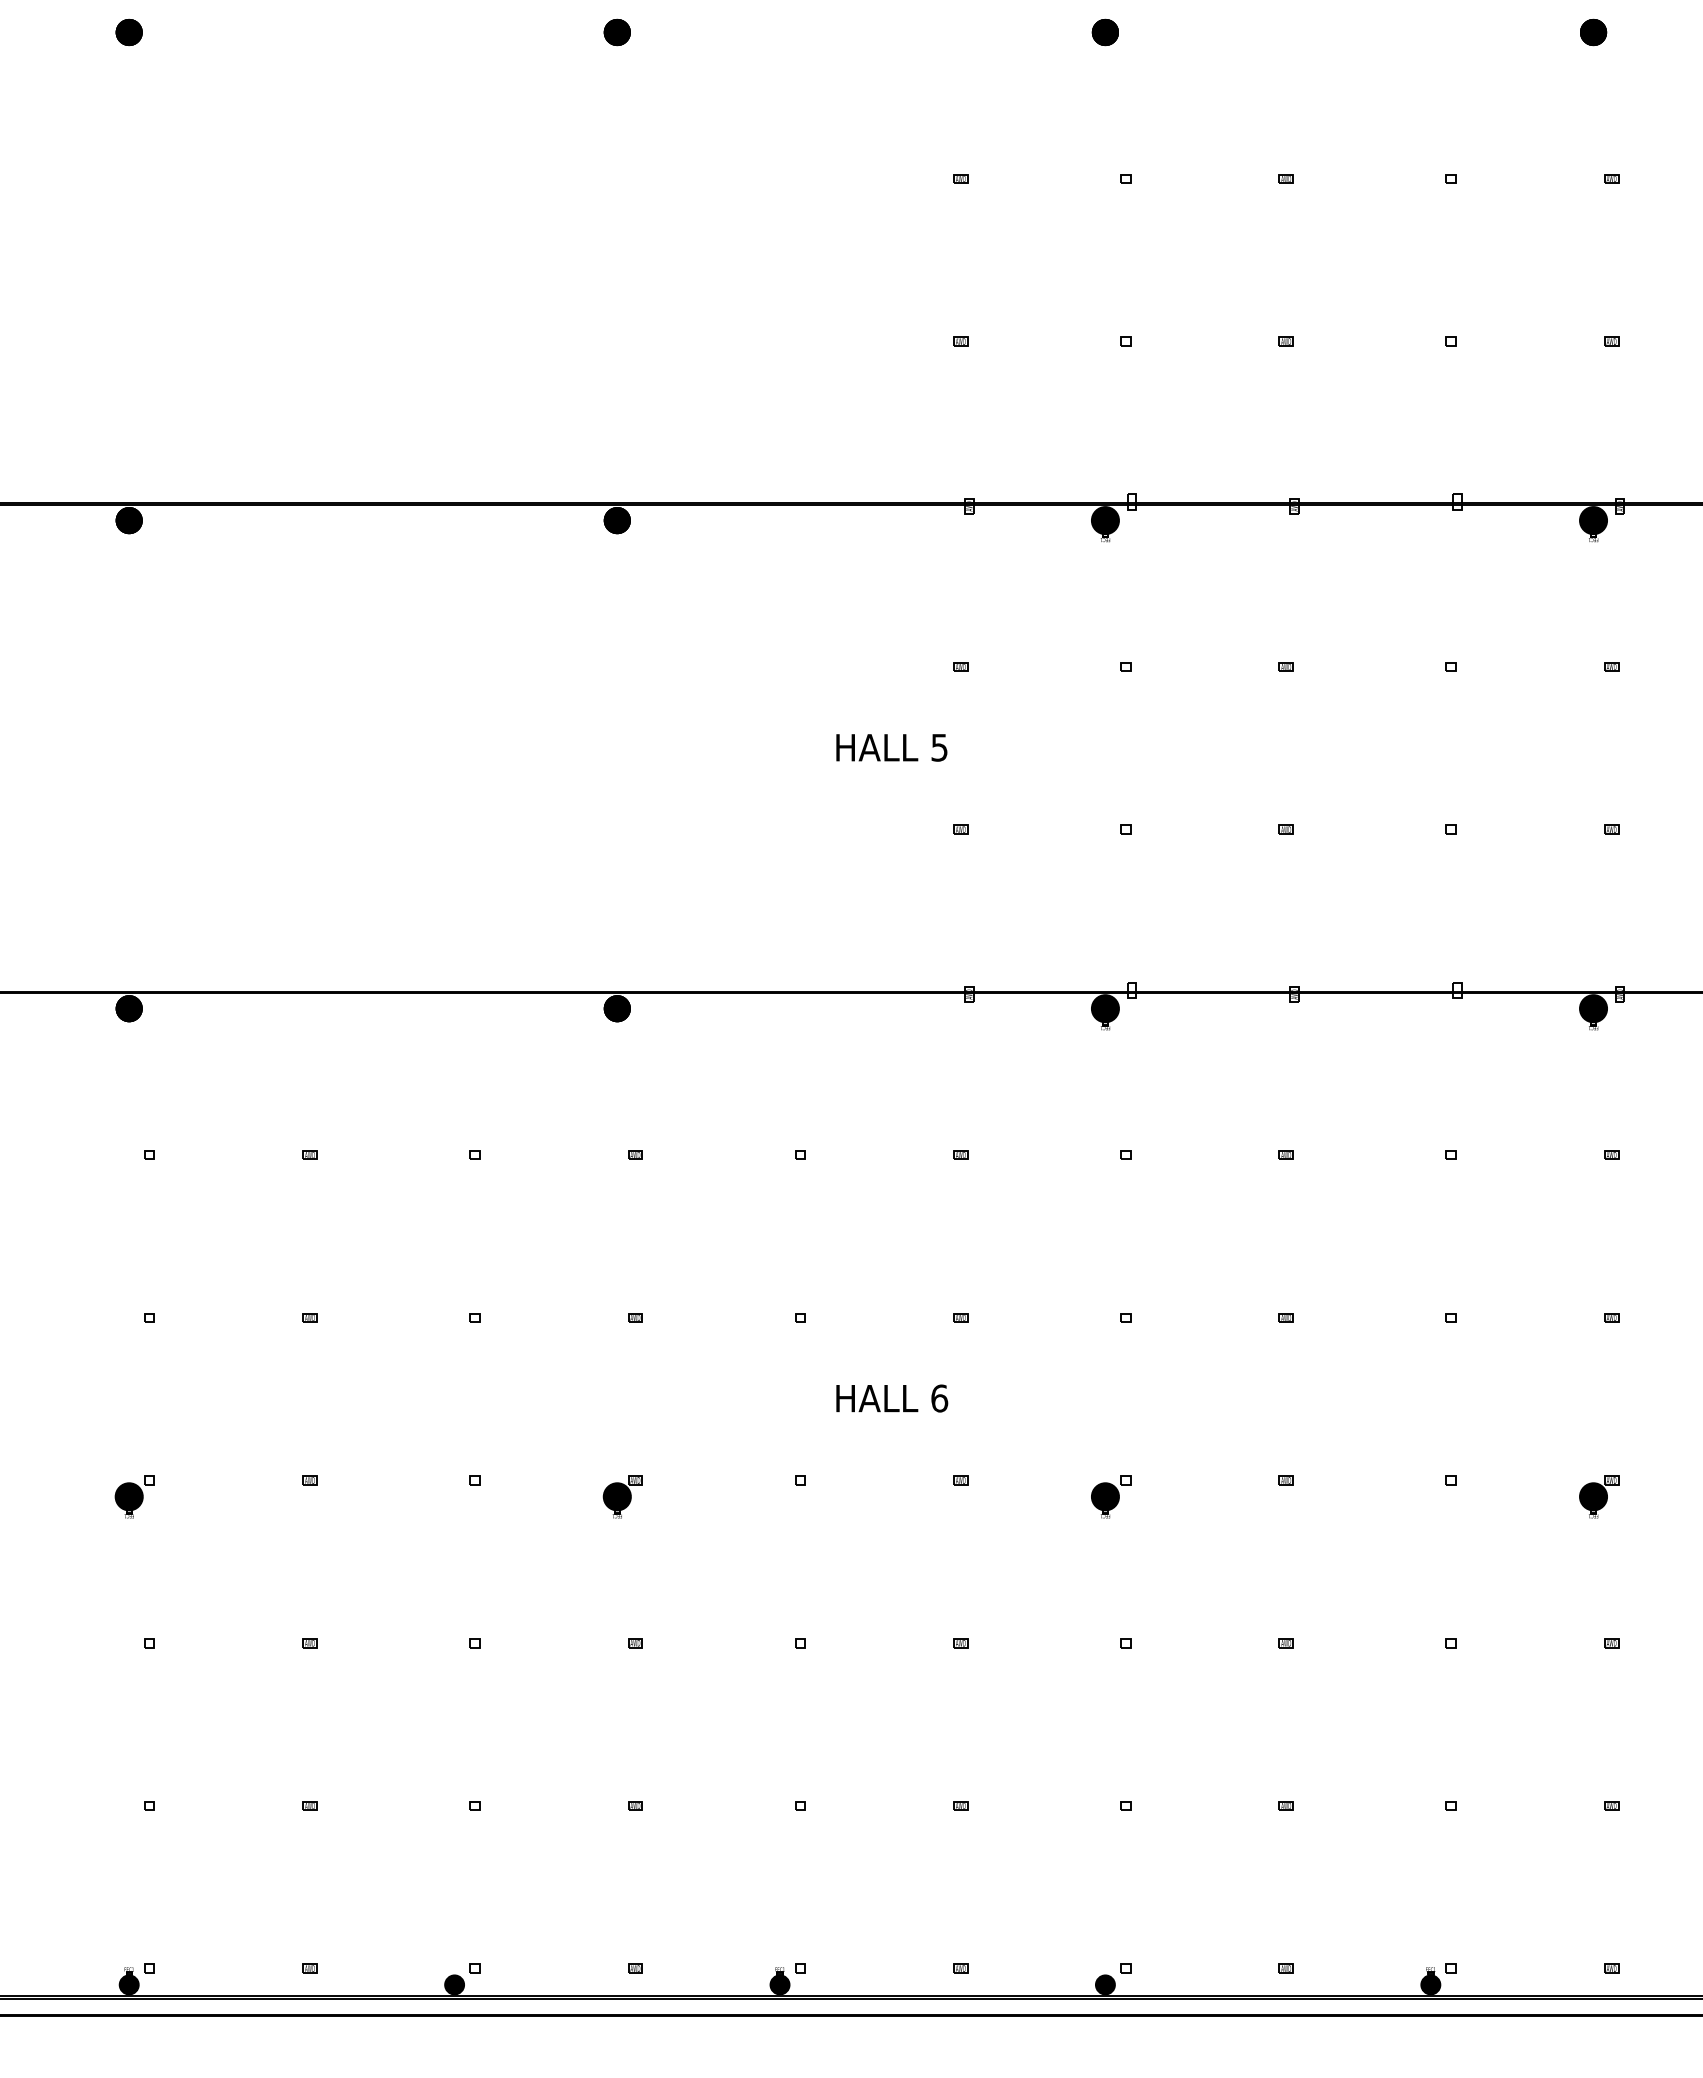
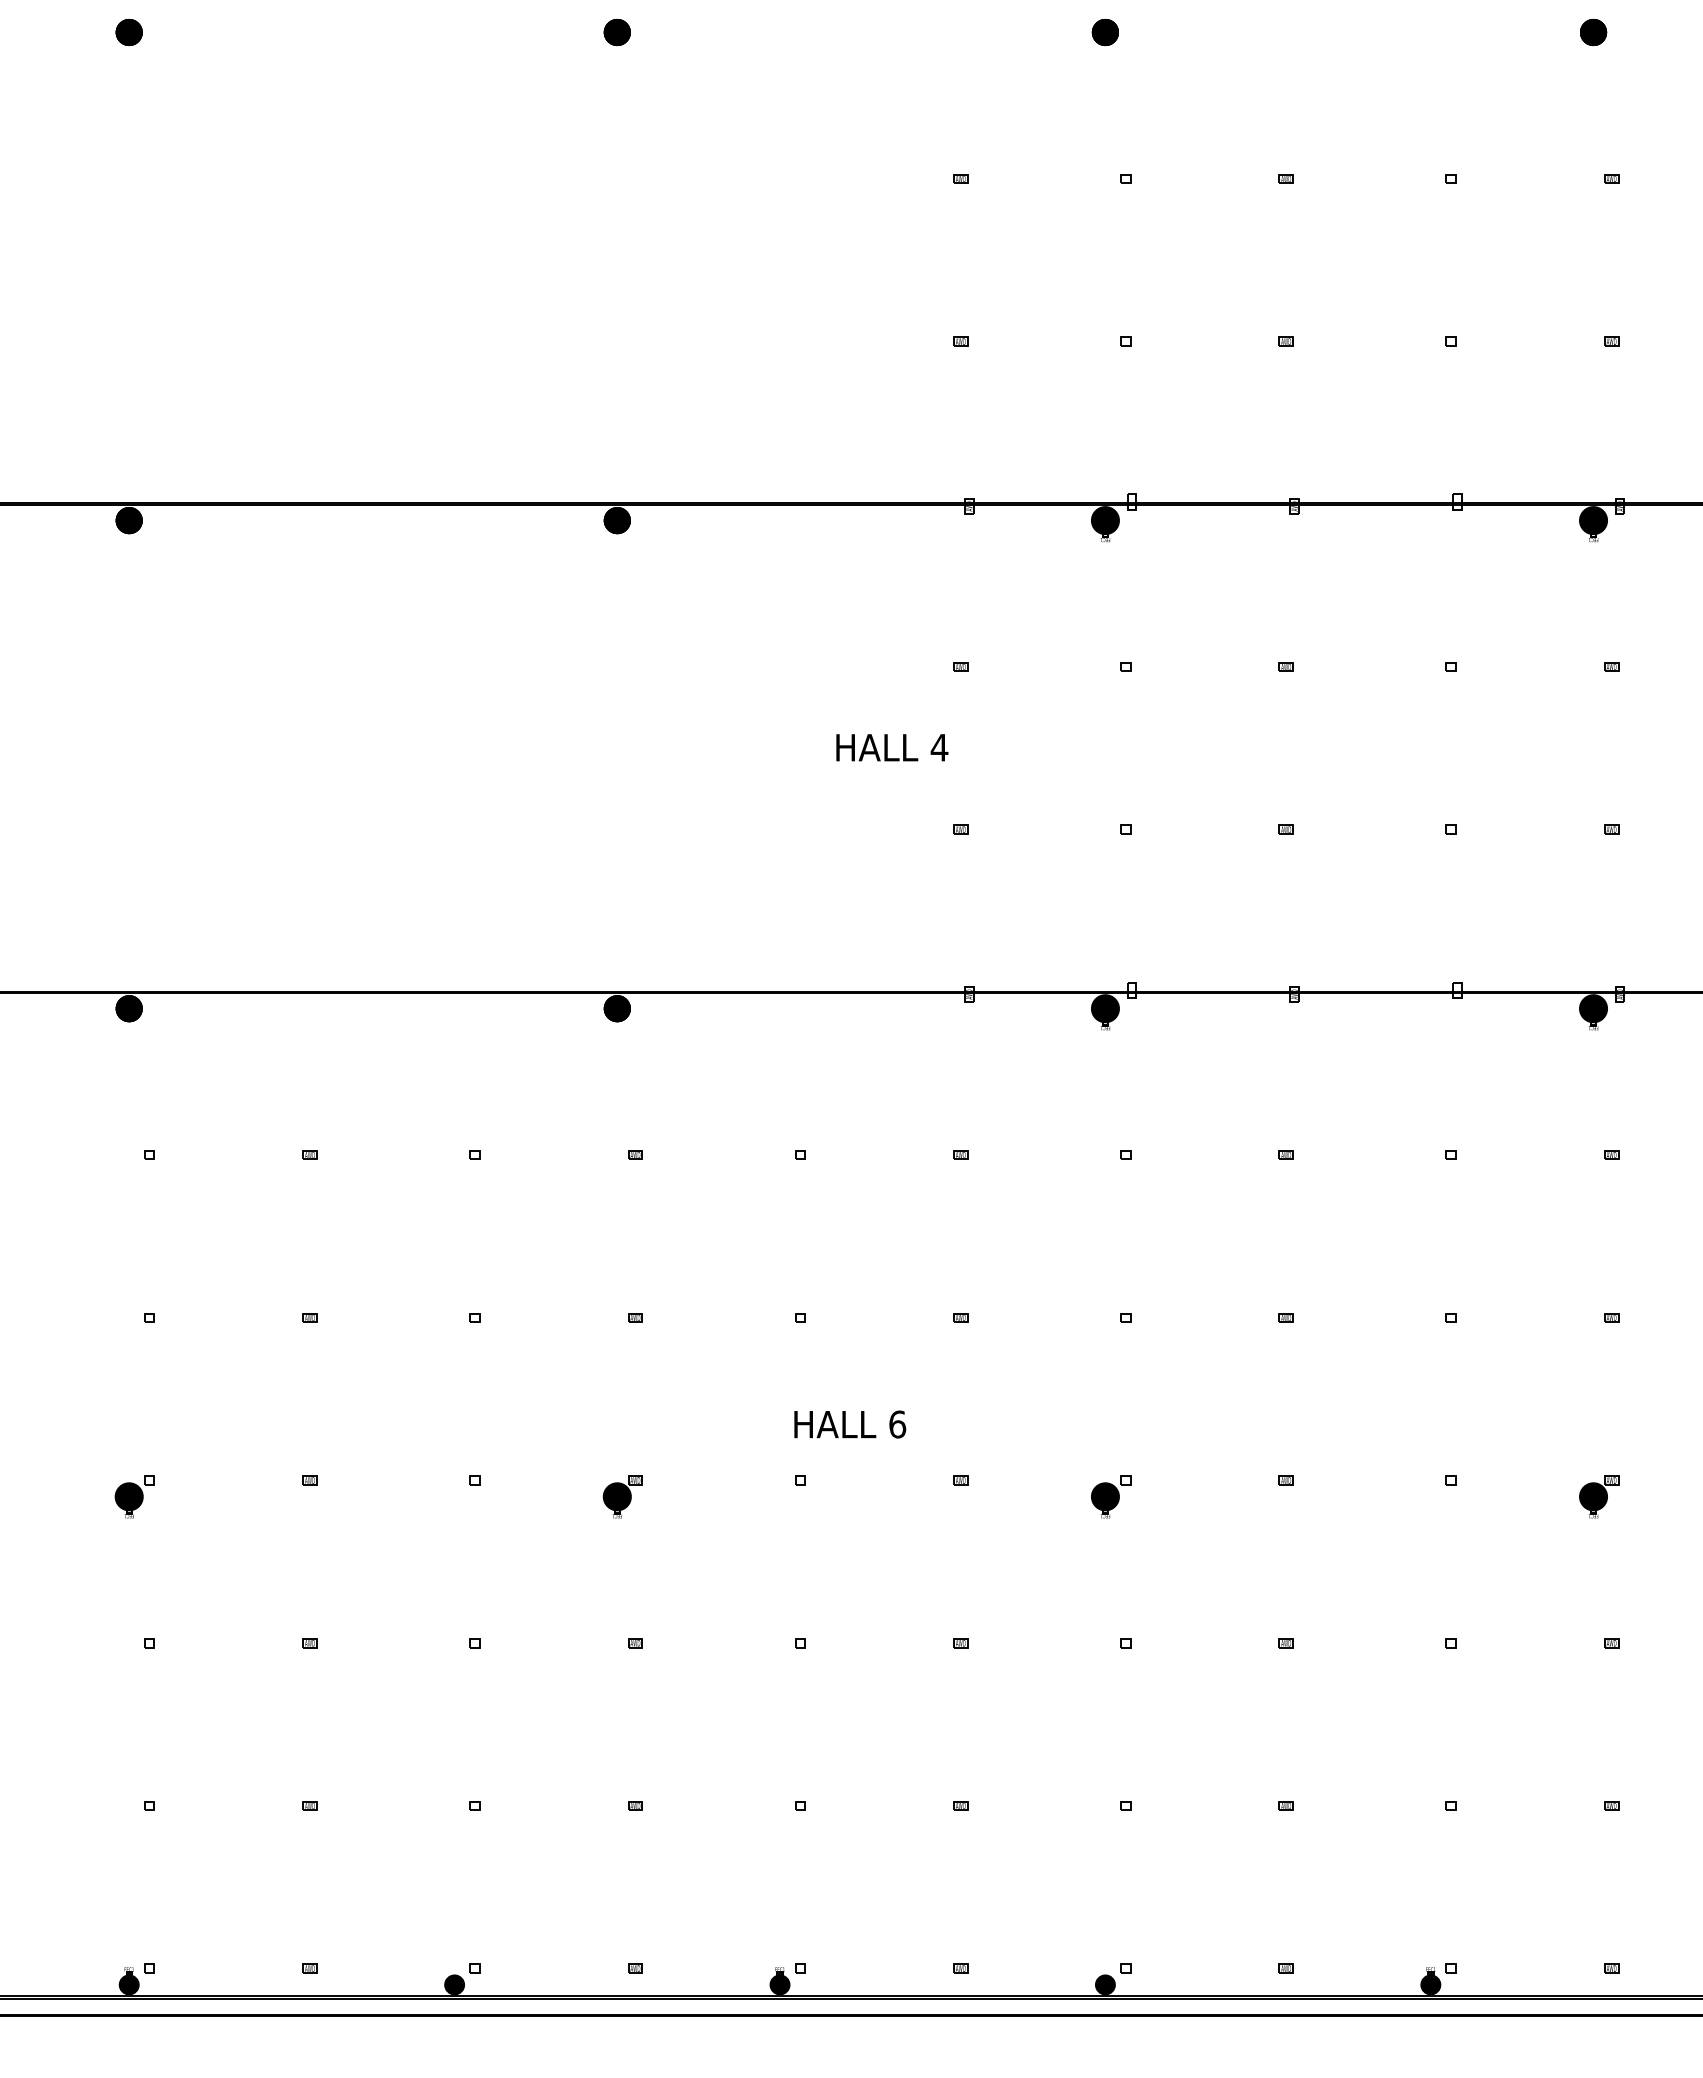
text: 5 -> 4 (939, 747)
text position: (892, 1398) -> (850, 1424) (850, 1424)
